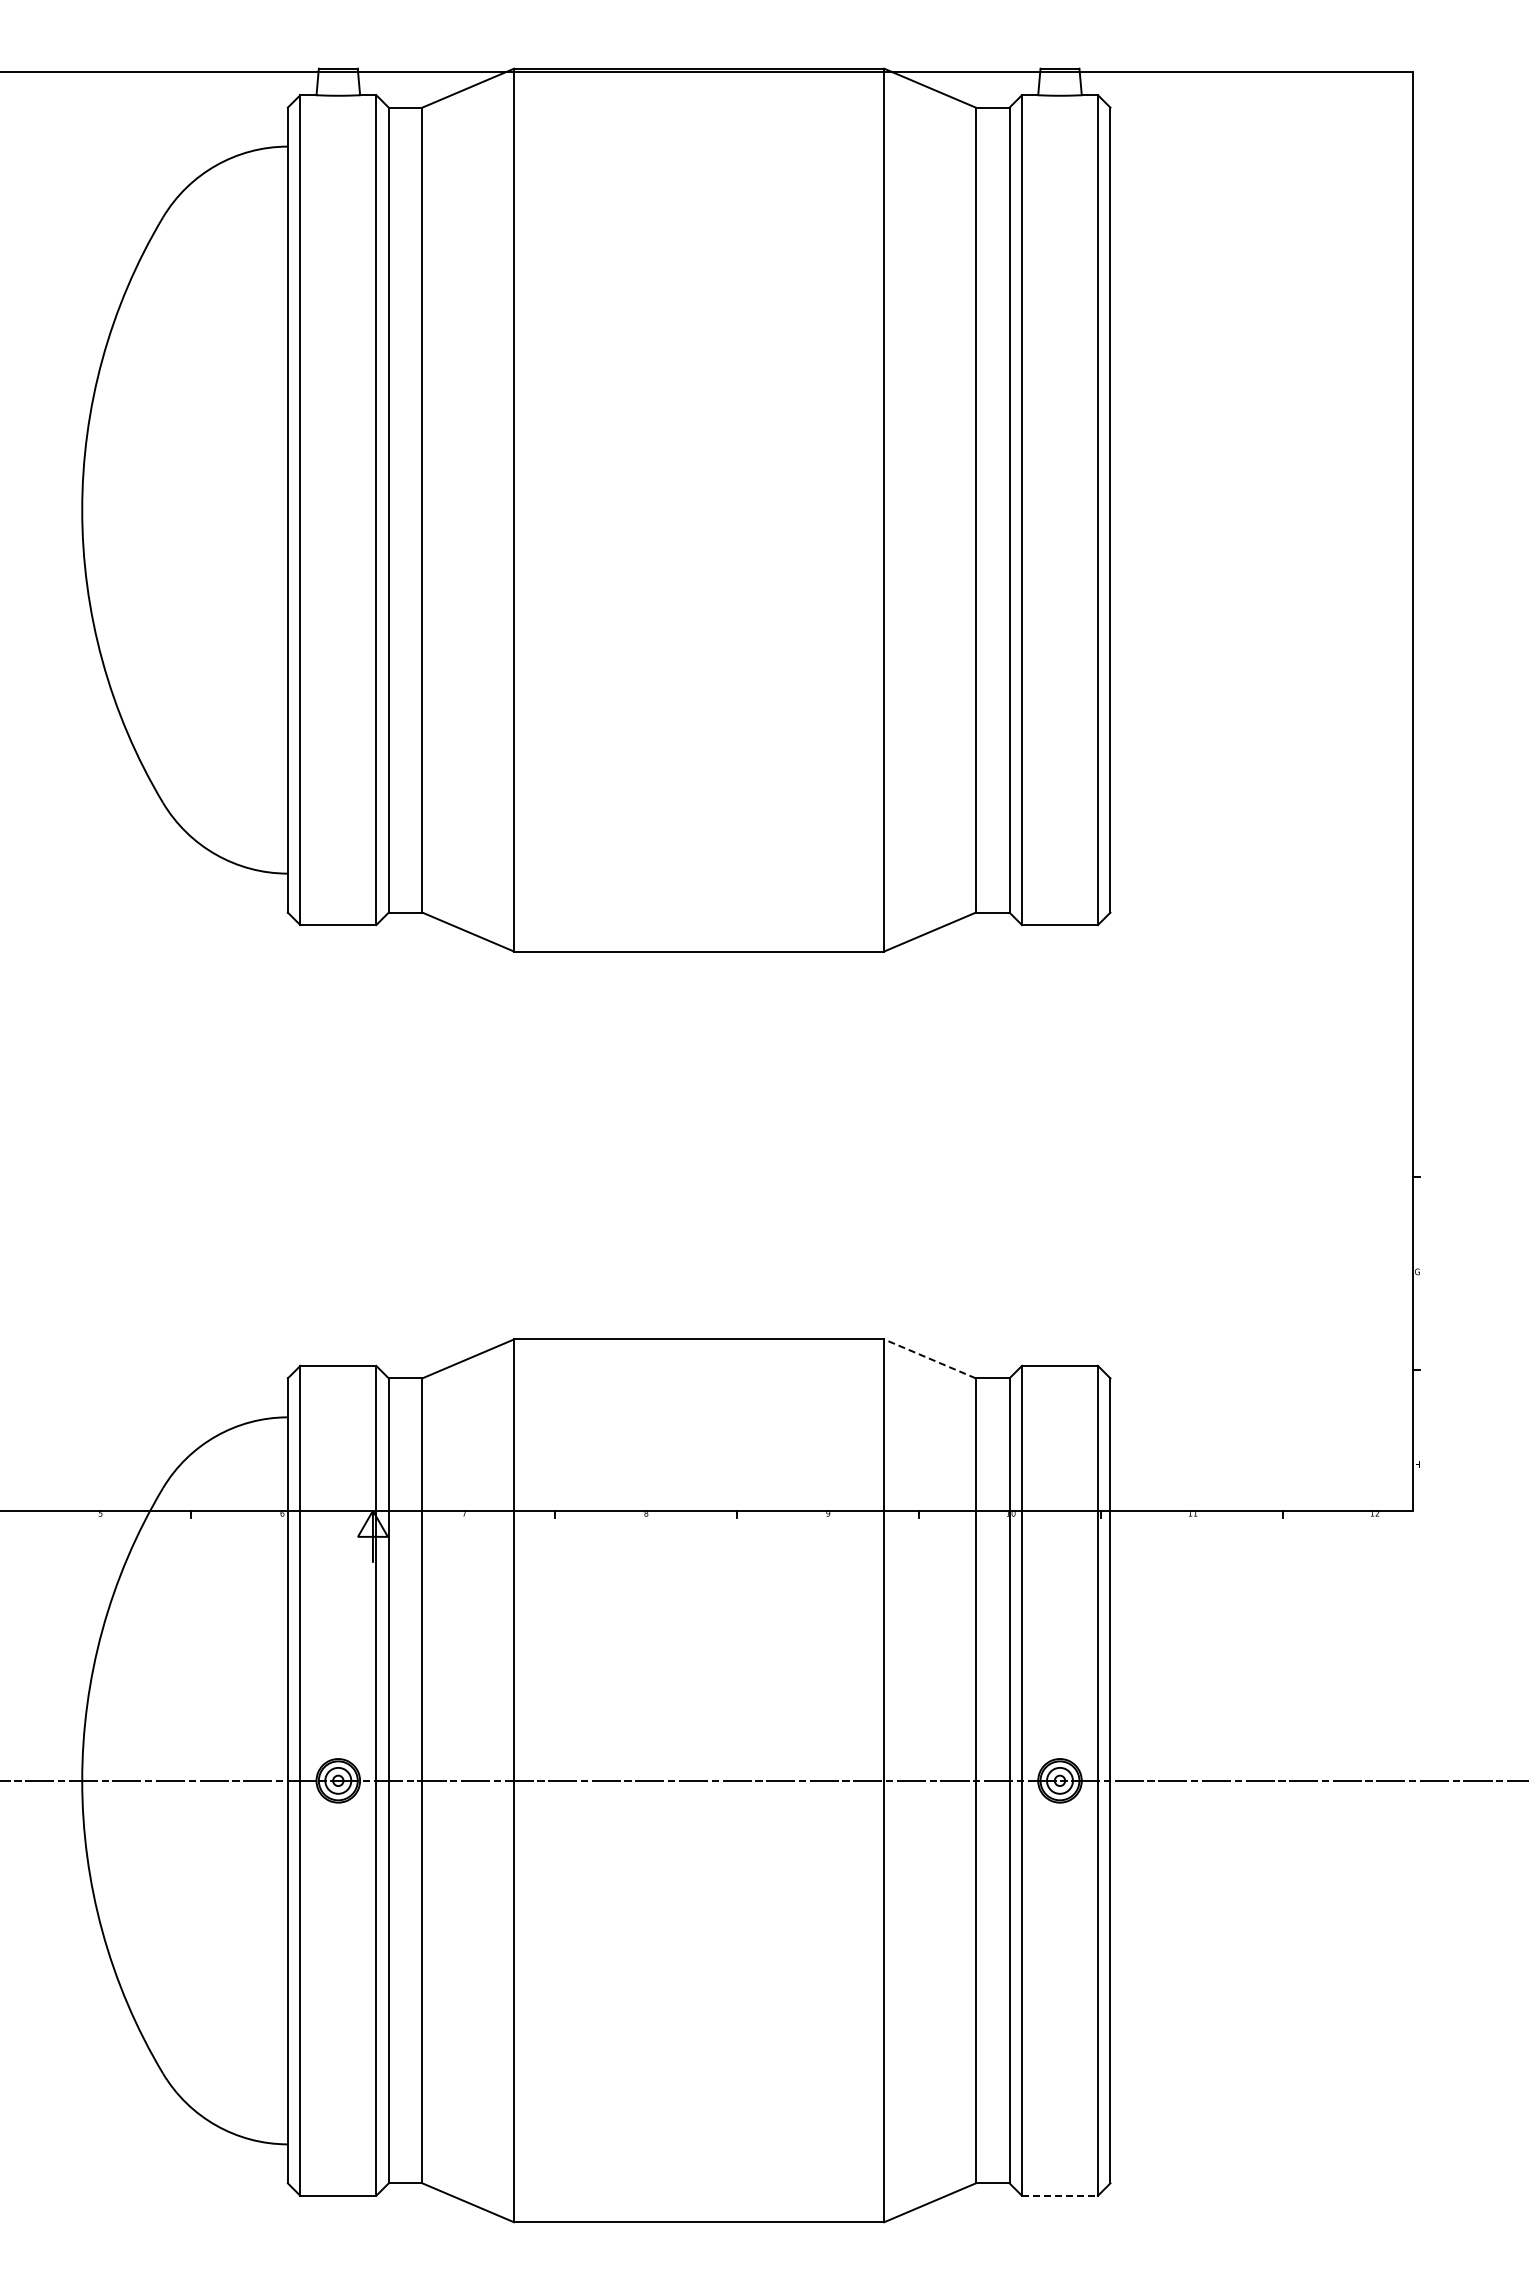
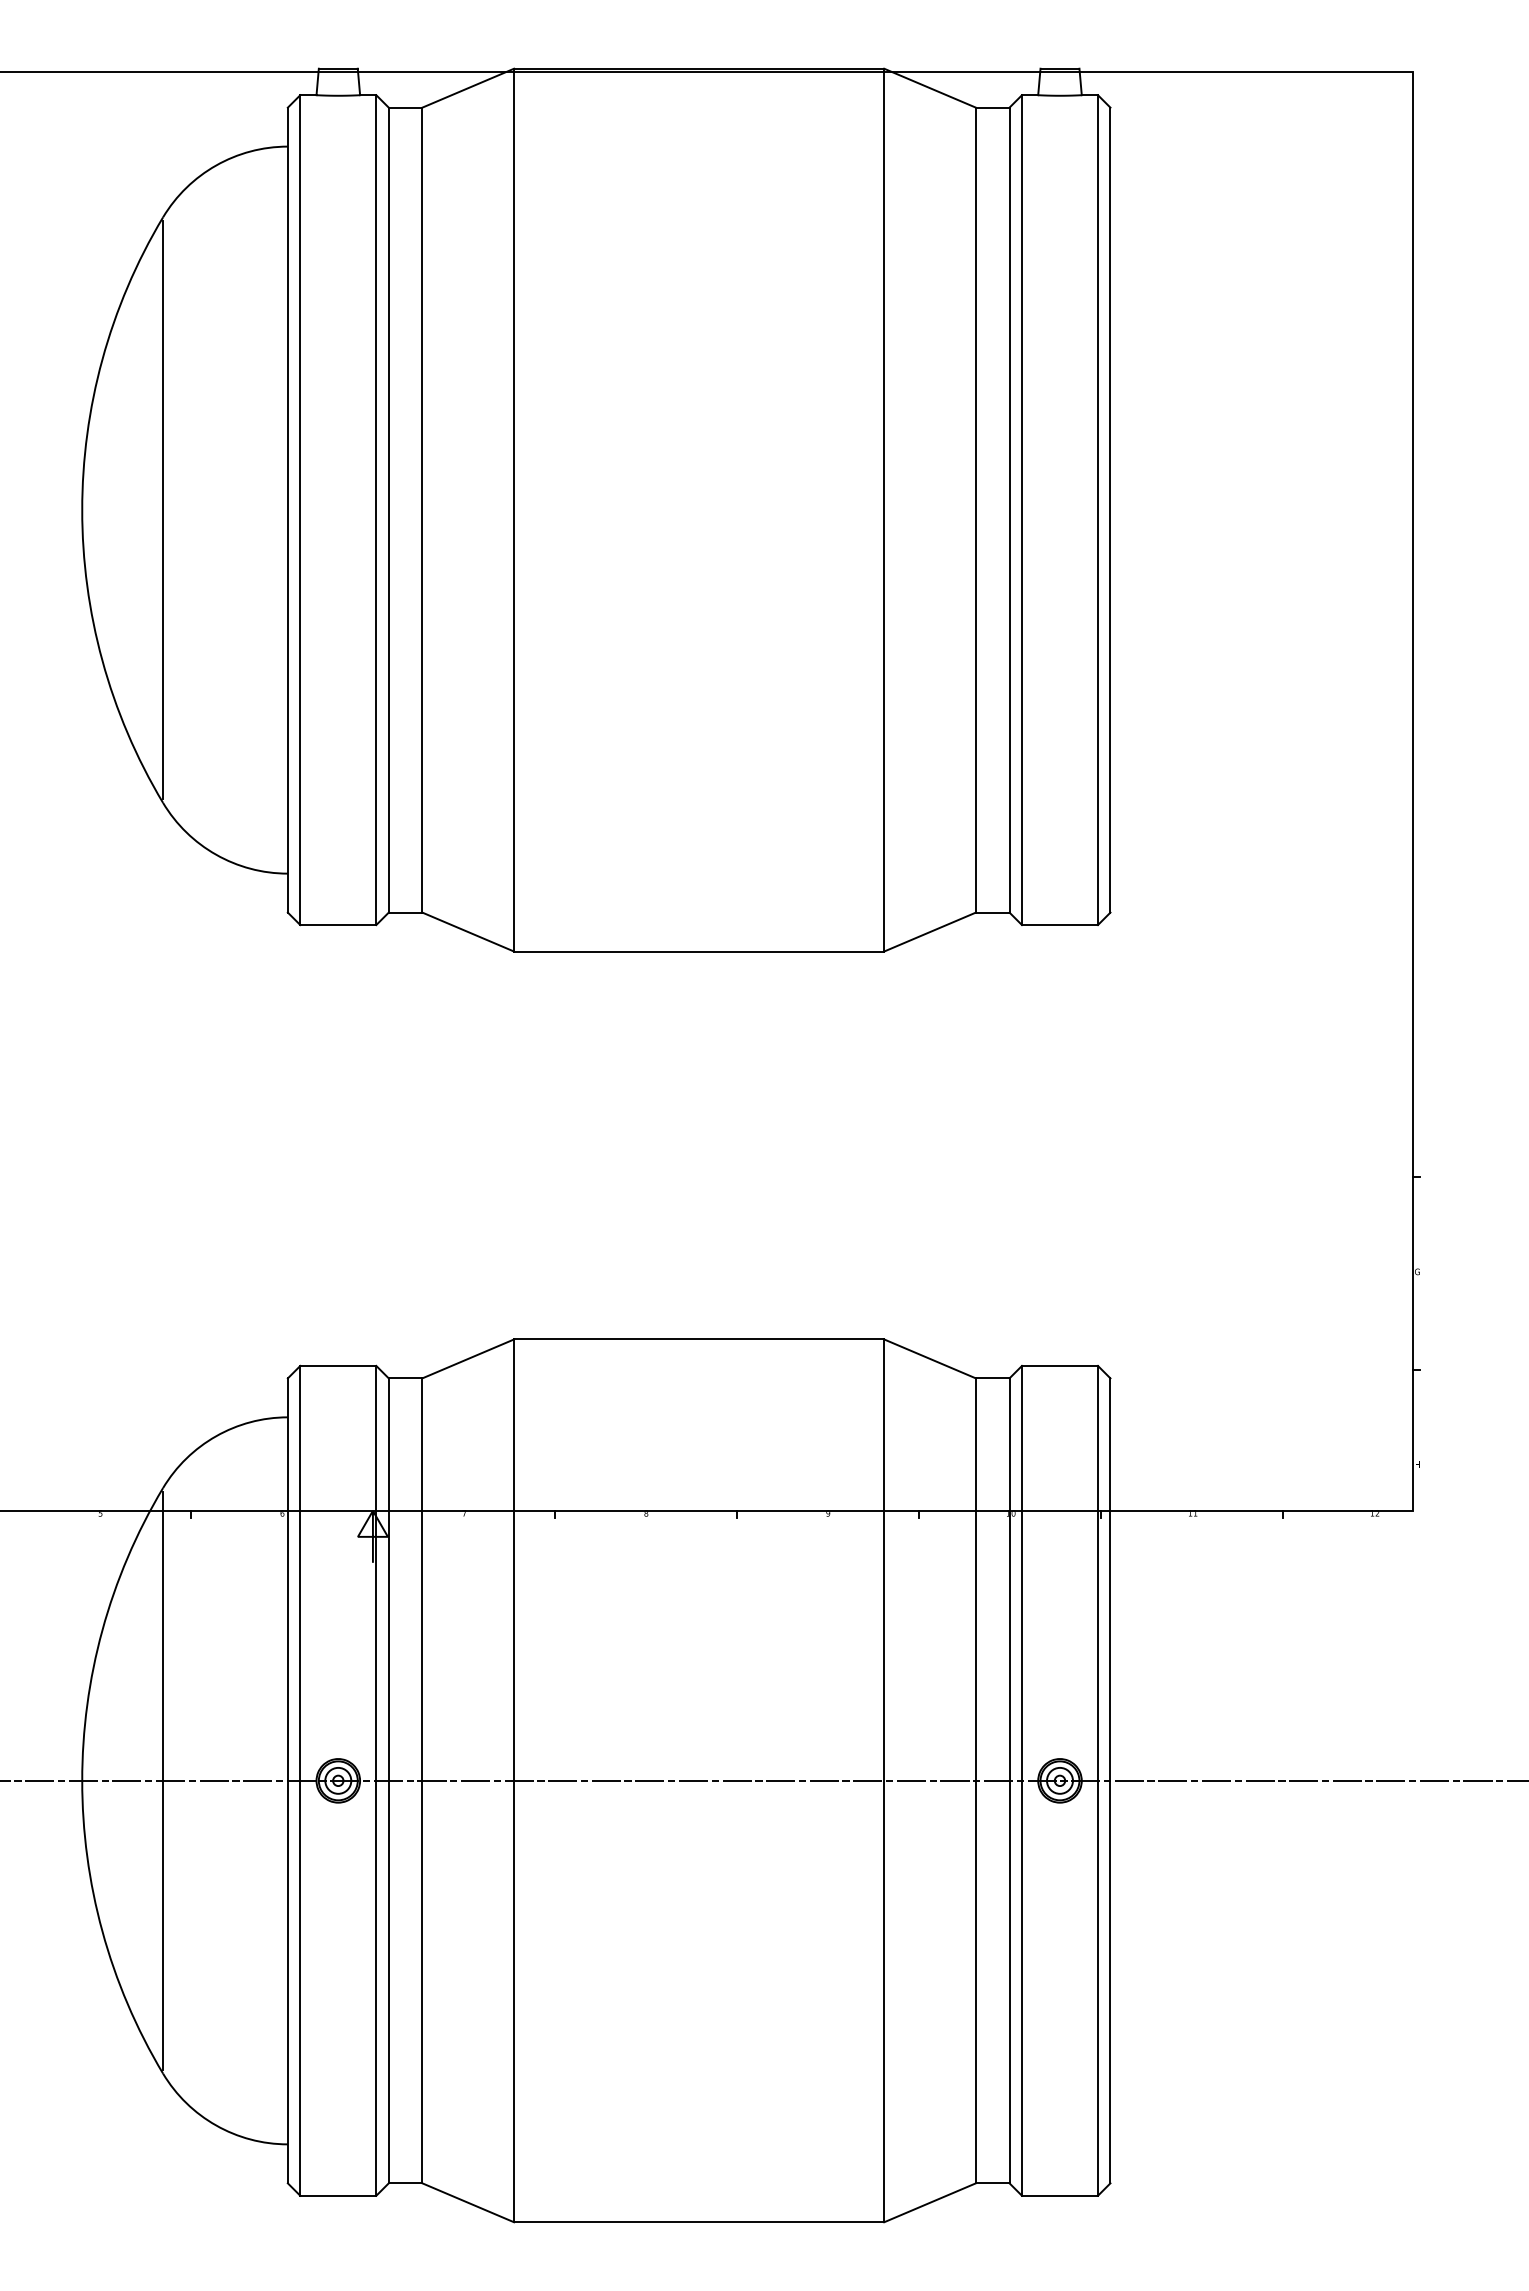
line: none -> present (163, 510)
line: dashed -> solid (930, 1358)
line: none -> present (163, 1780)
line: dashed -> solid (1060, 2195)
